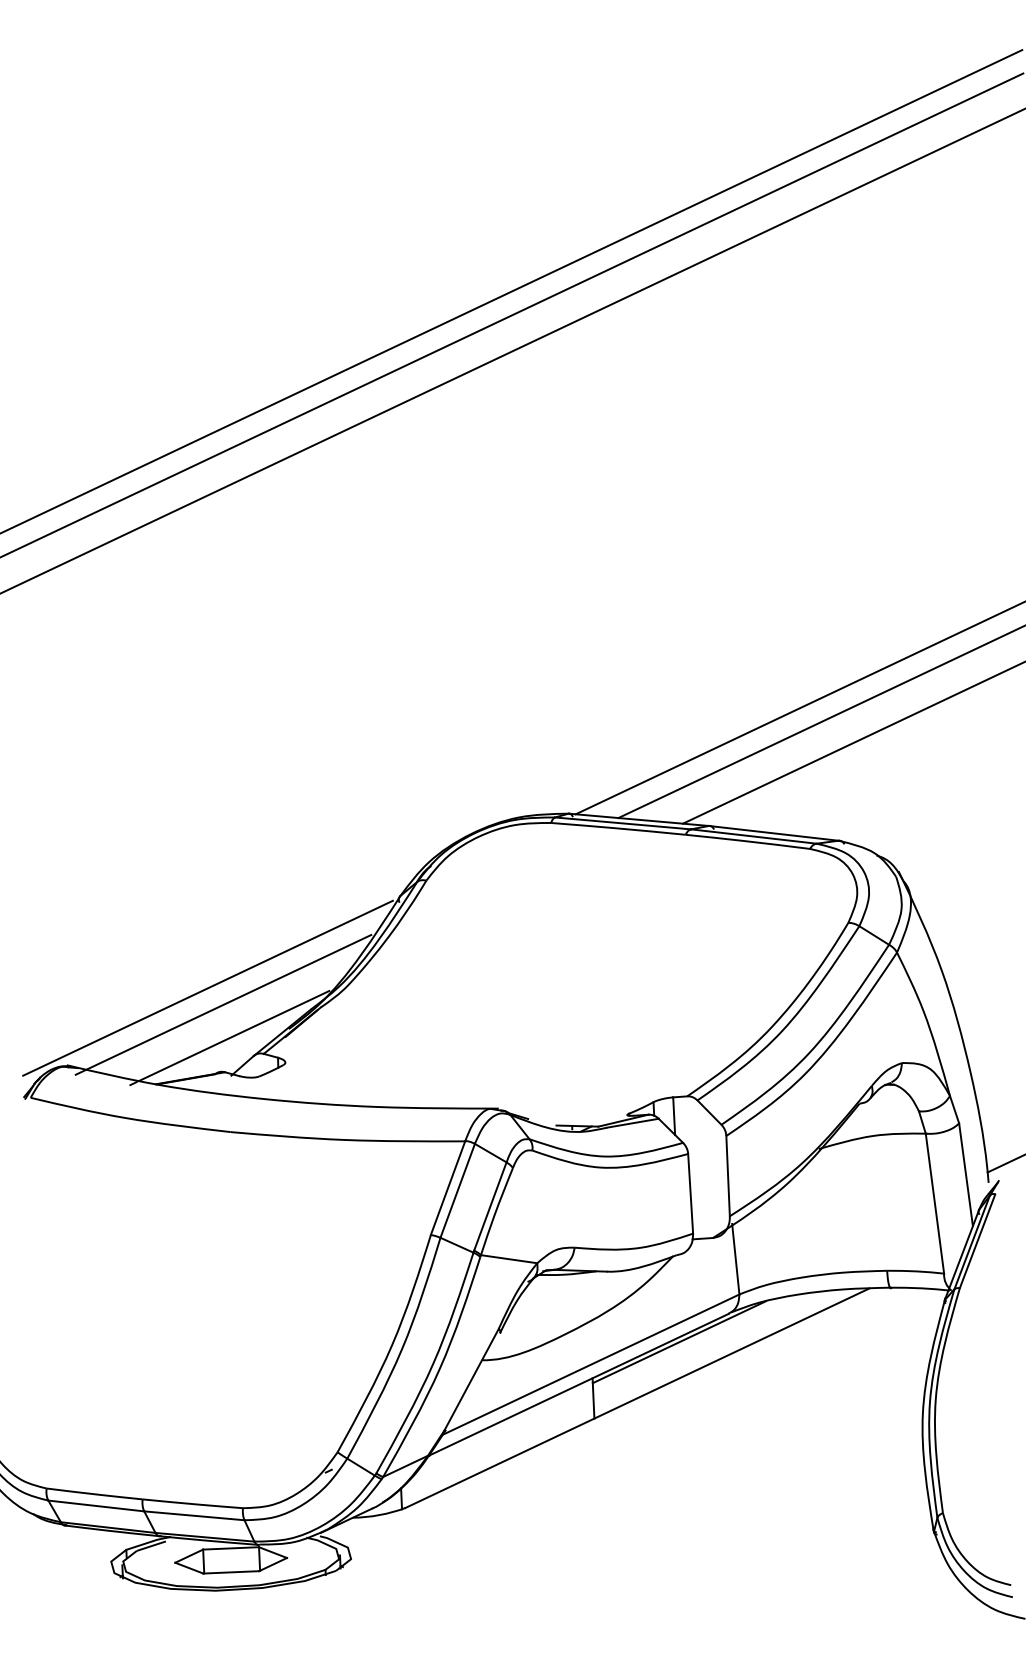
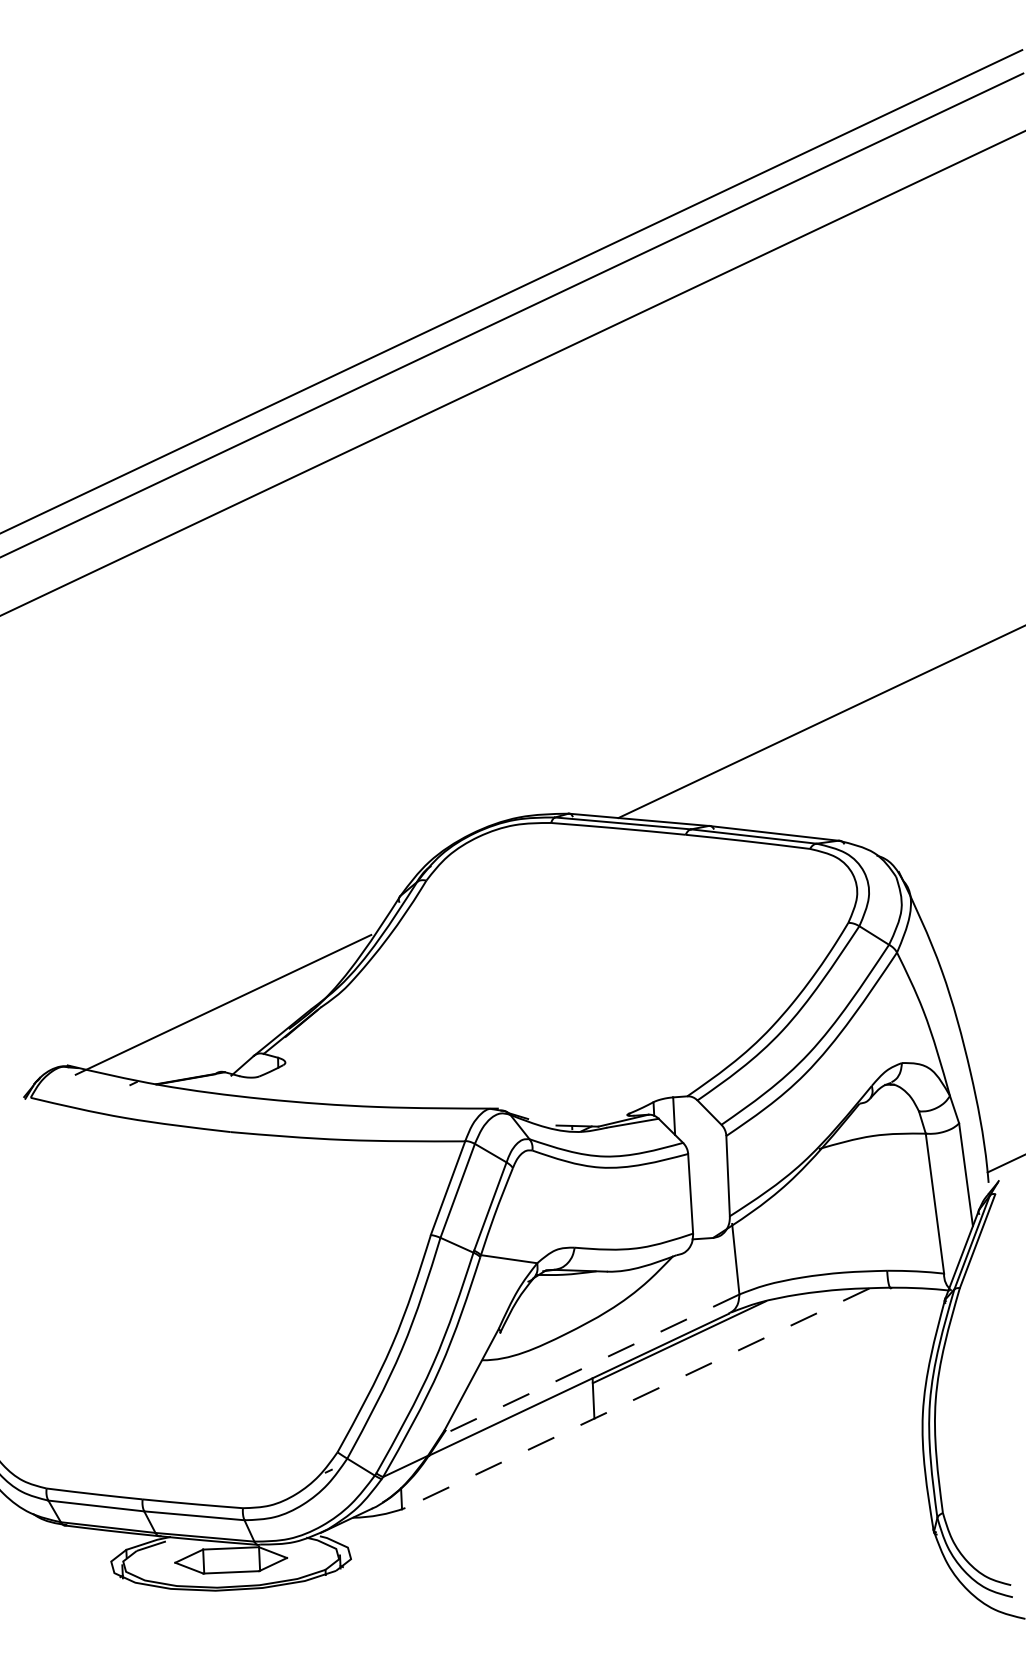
line position: (512, 351) -> (512, 373) (512, 373)
line: present -> none (798, 708)
line: present -> none (852, 742)
line: present -> none (207, 987)
line: present -> none (234, 1035)
line: solid -> dashed (590, 1364)
line: solid -> dashed (637, 1398)
